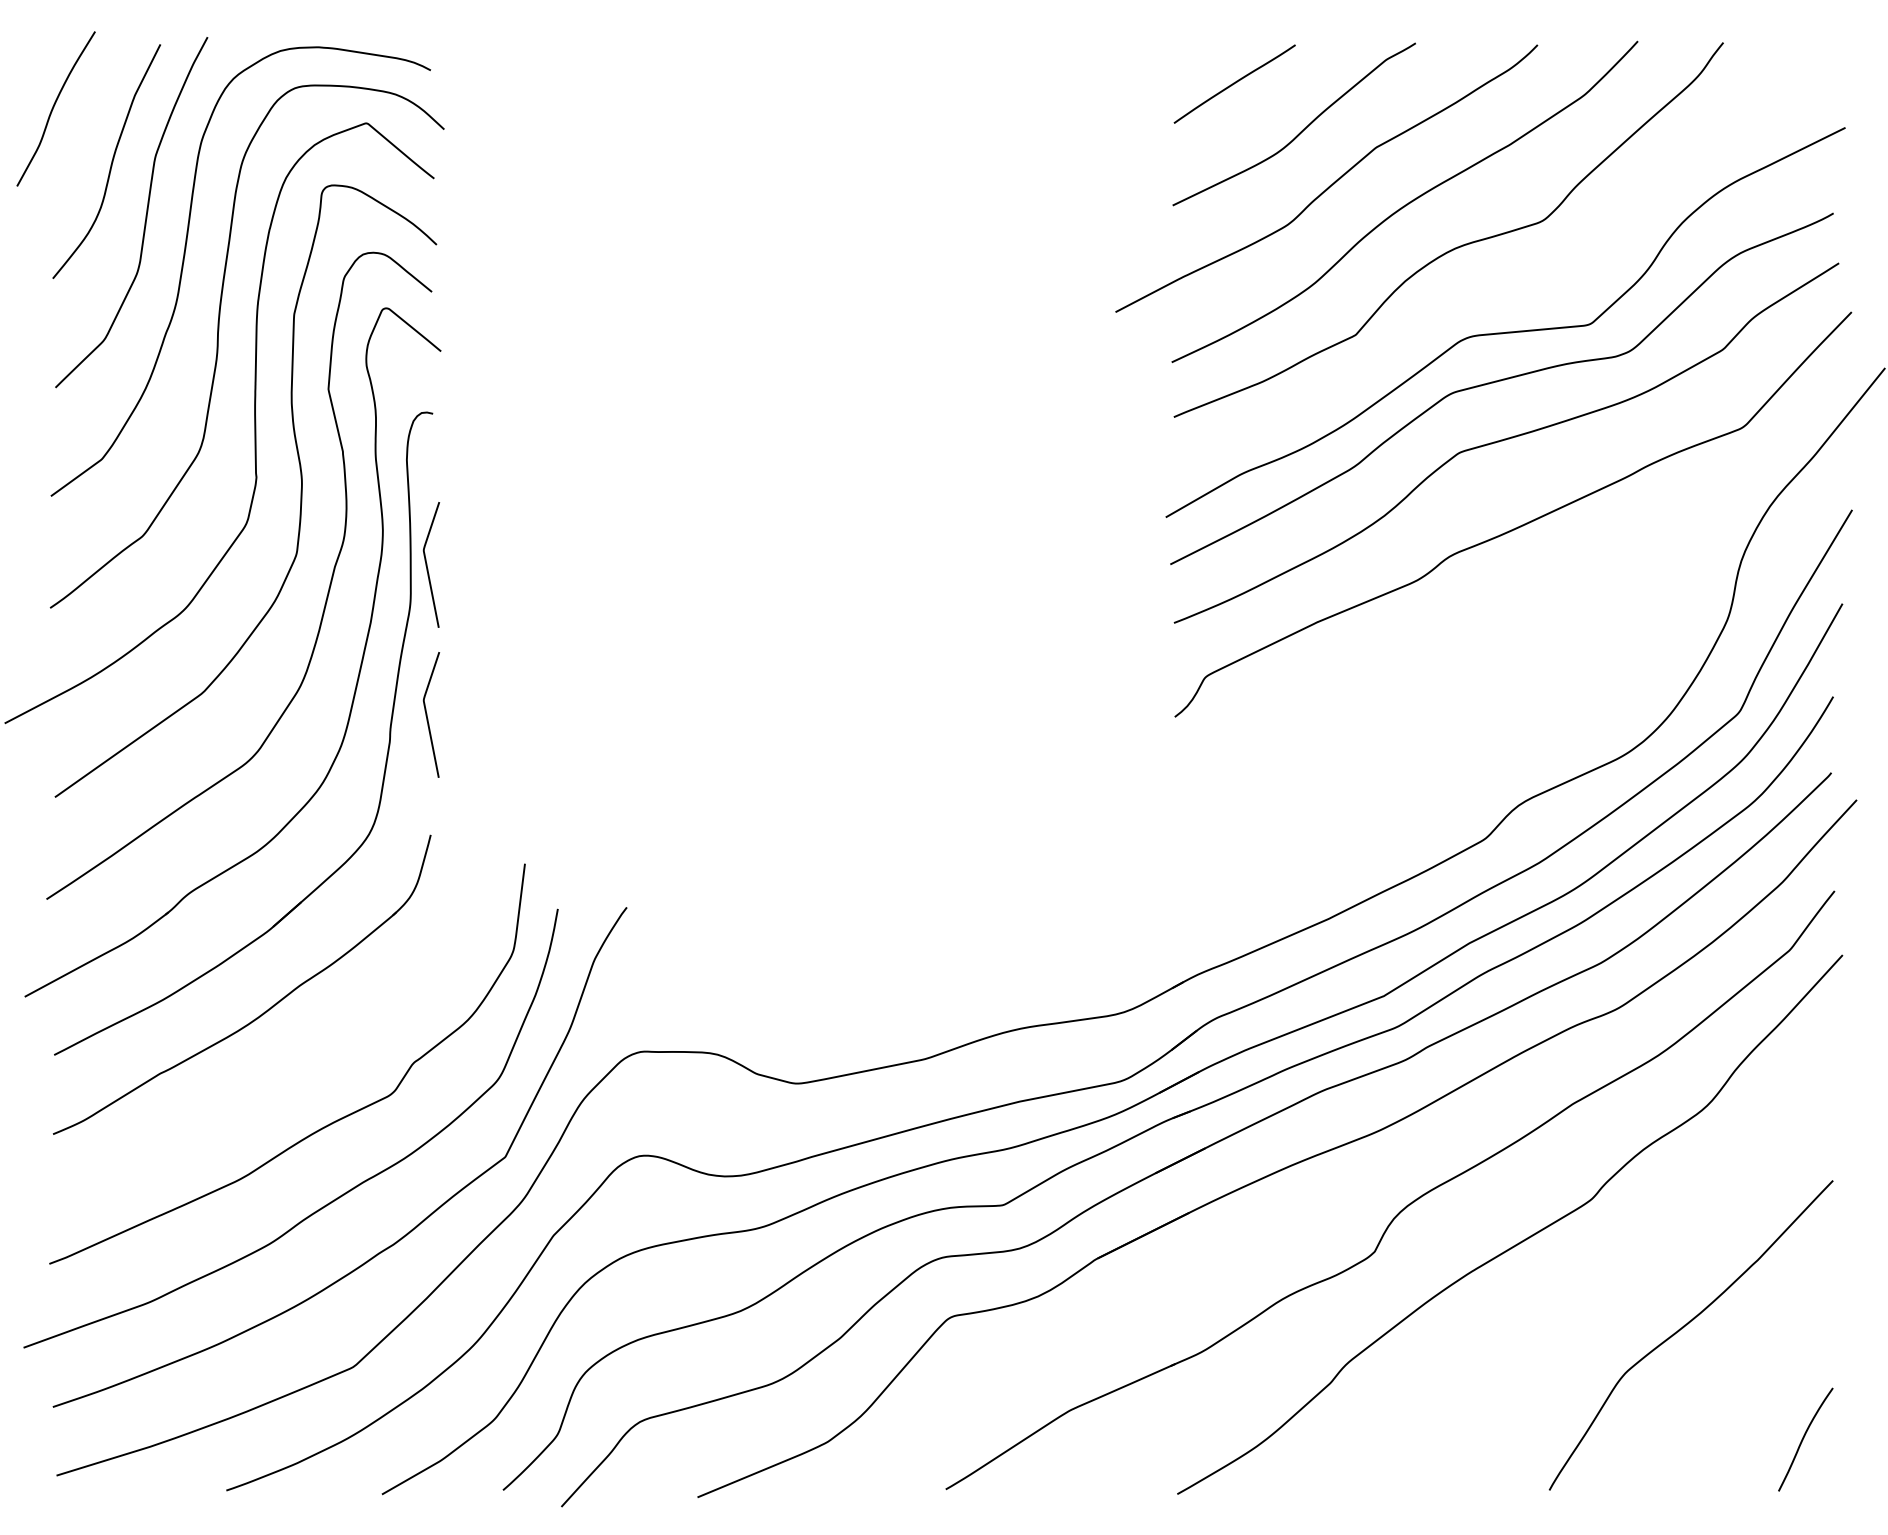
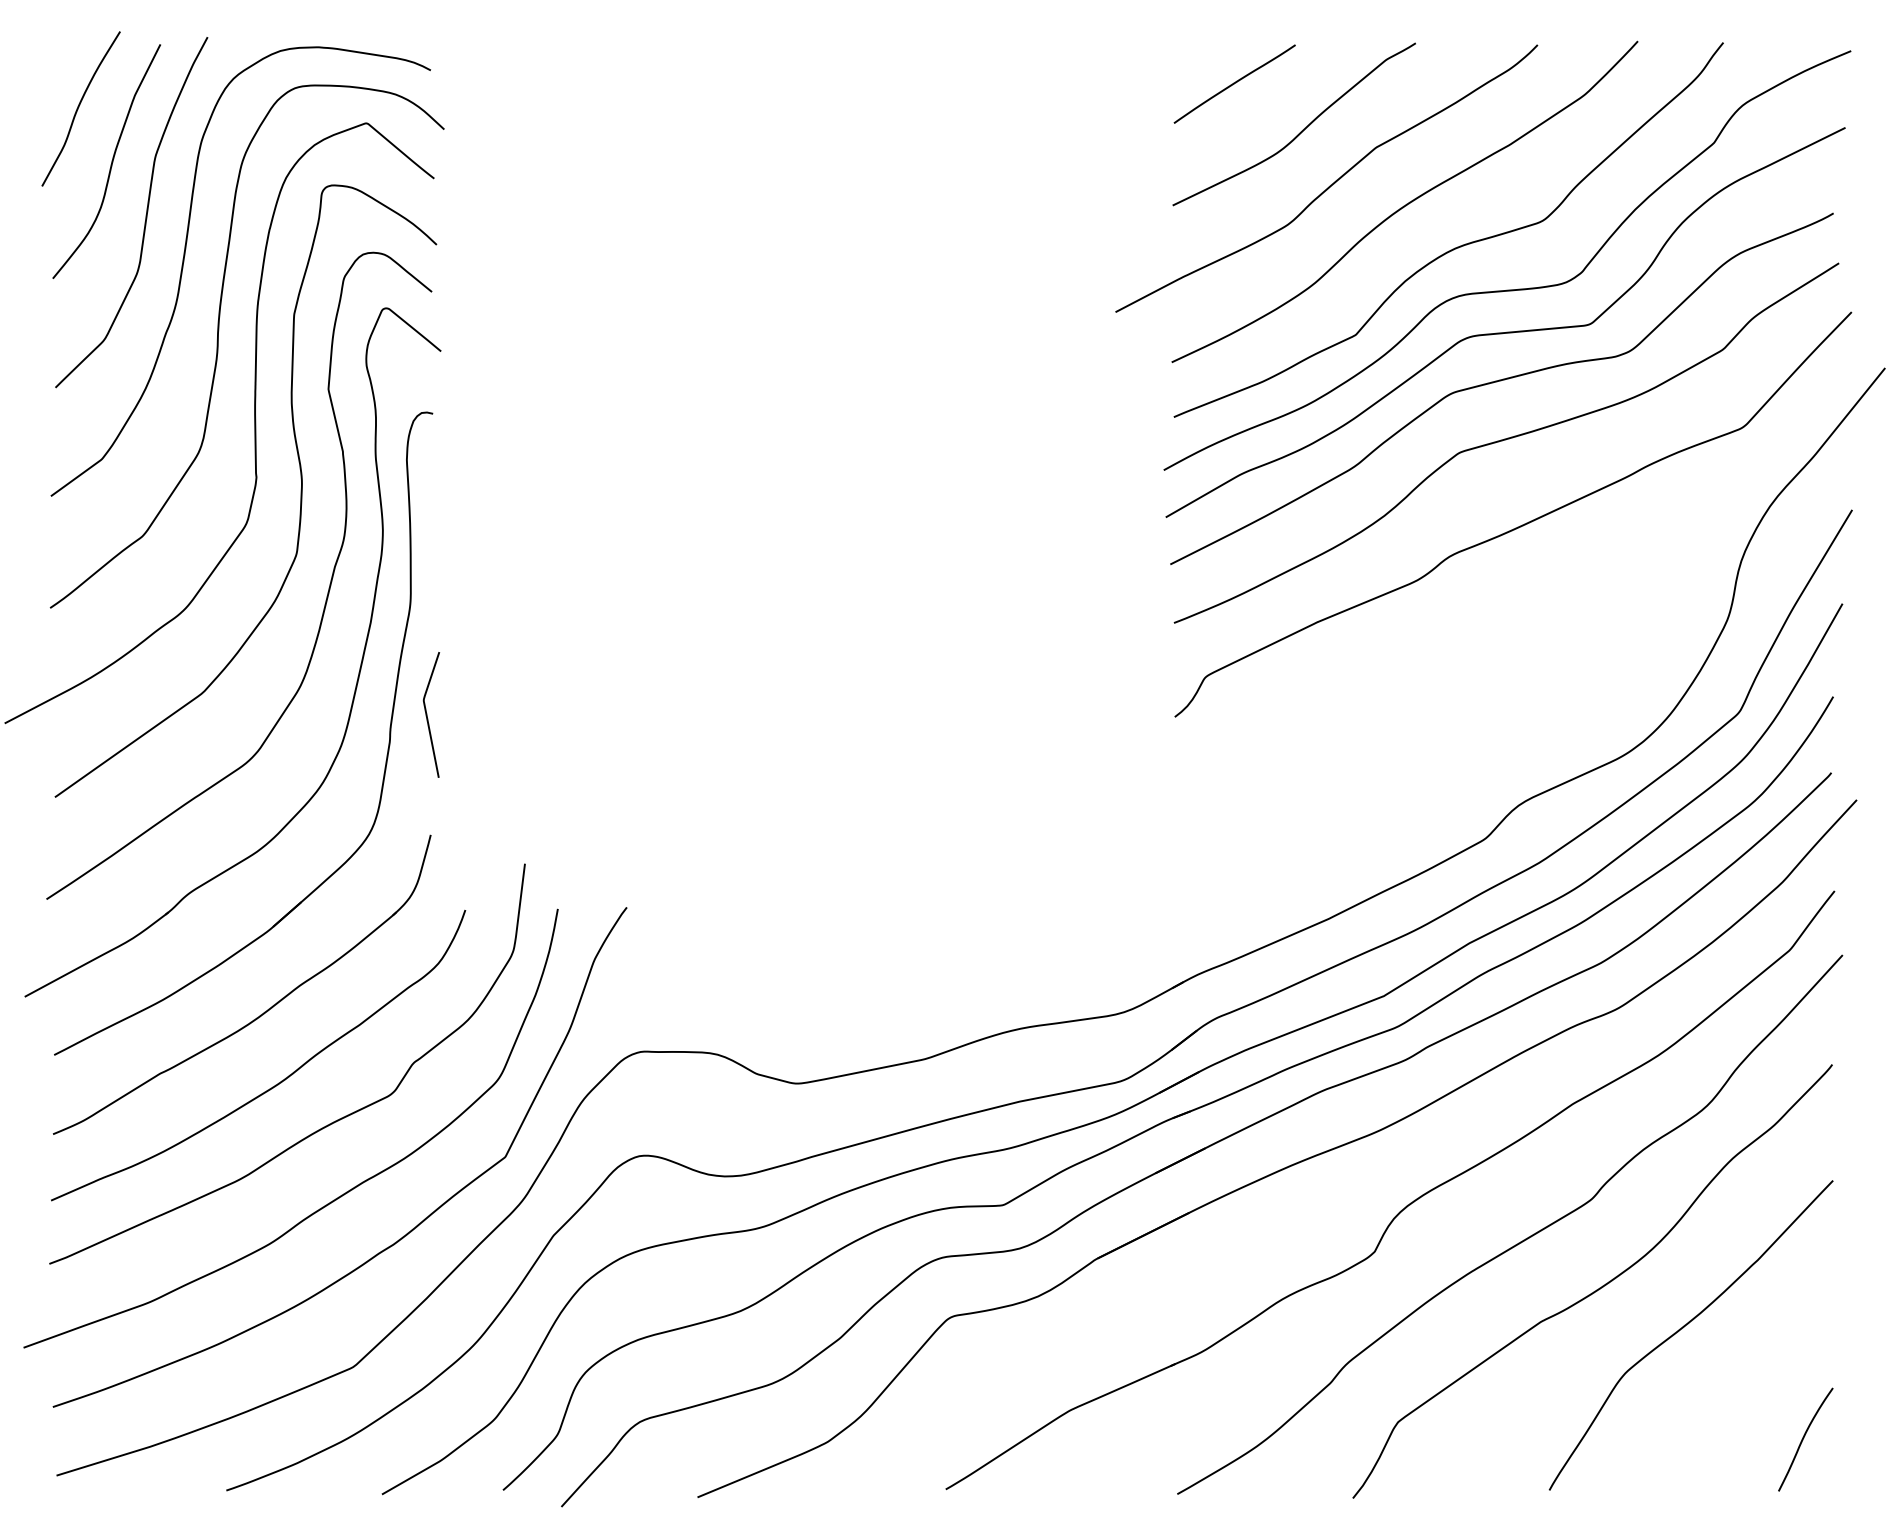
curve position: (54, 107) -> (79, 107) (79, 107)
curve: none -> present (1507, 289)
curve: present -> none (427, 564)
curve: none -> present (278, 1082)
curve: none -> present (1596, 1289)
